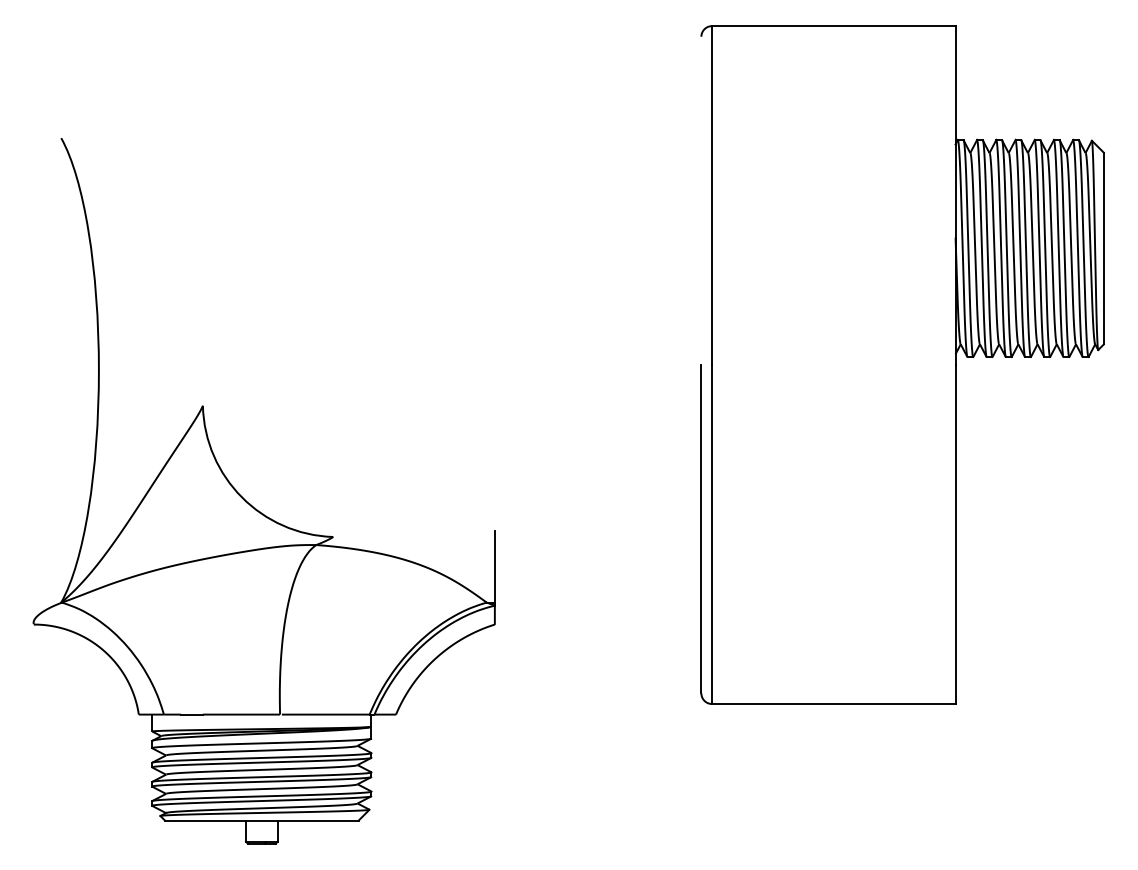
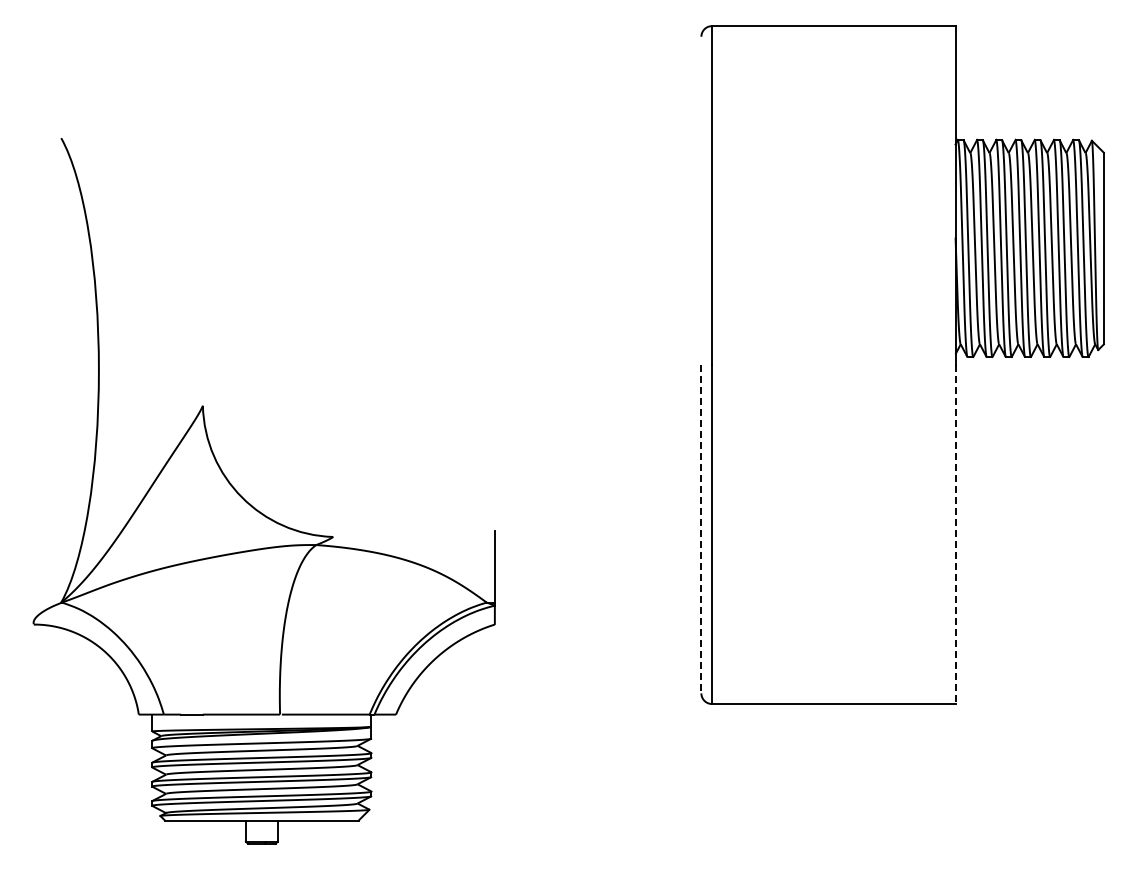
line: solid -> dashed (701, 529)
line: solid -> dashed (955, 535)
